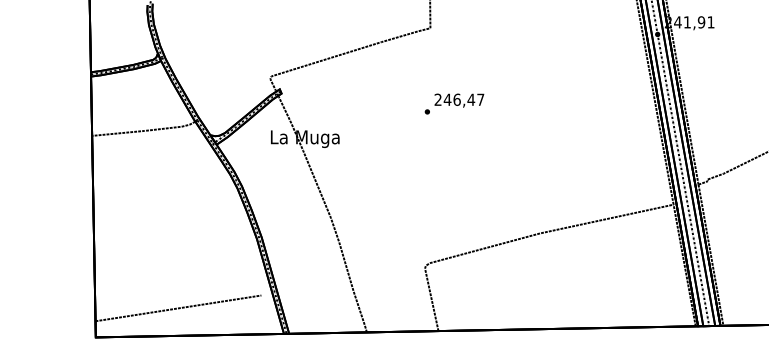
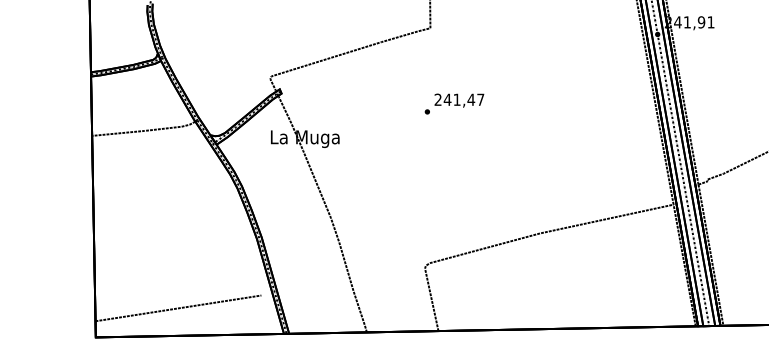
text: 246,47 -> 241,47 (456, 99)
